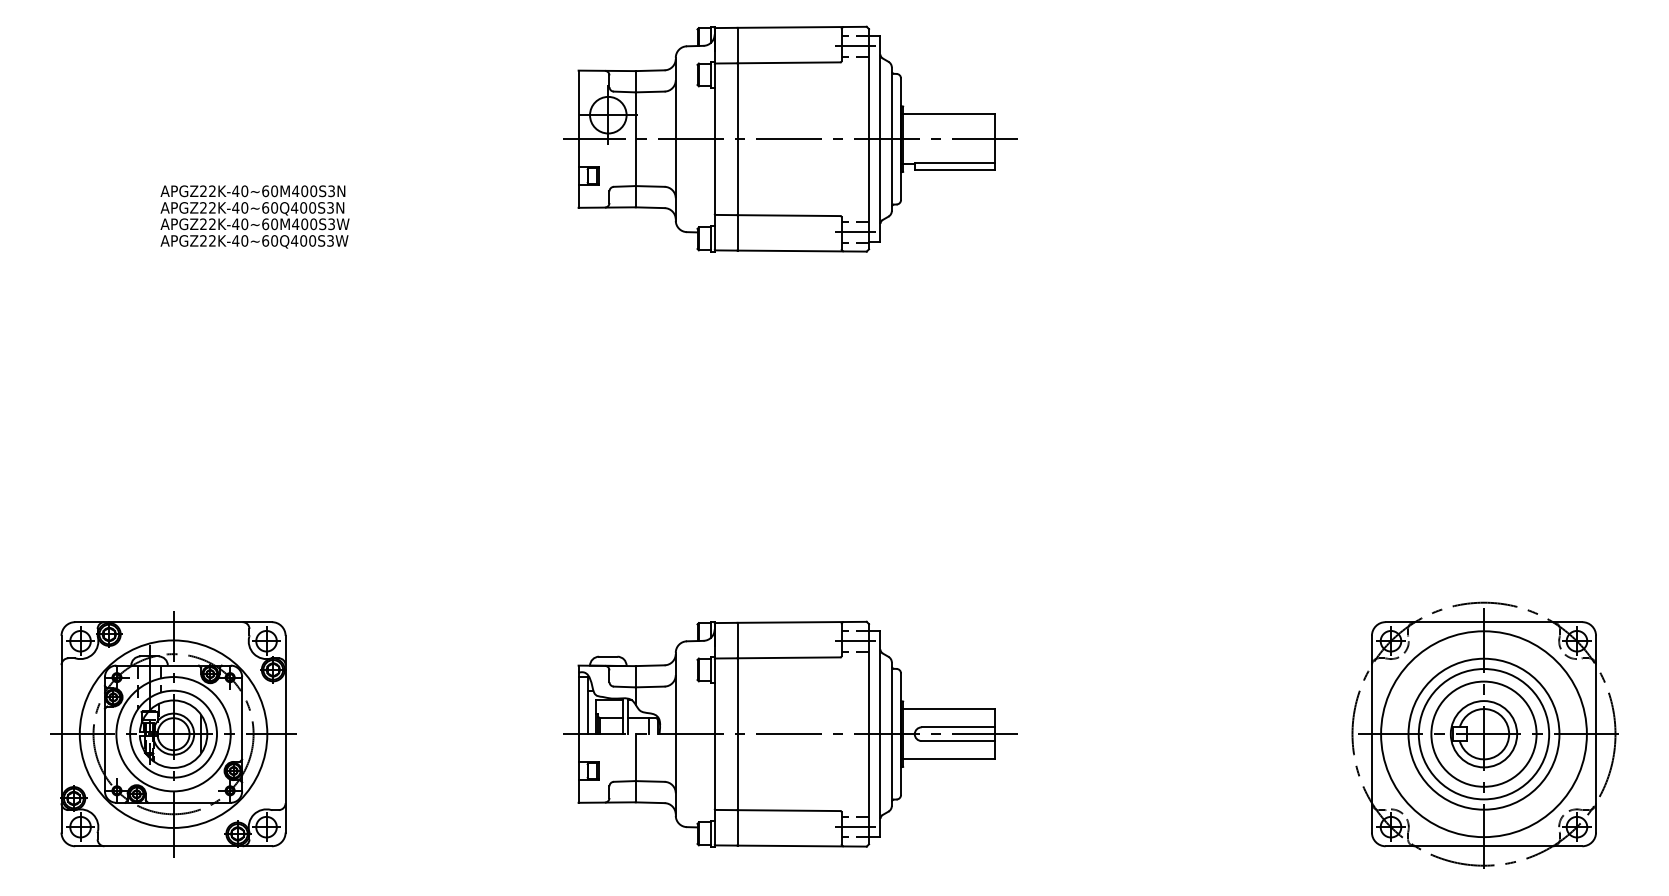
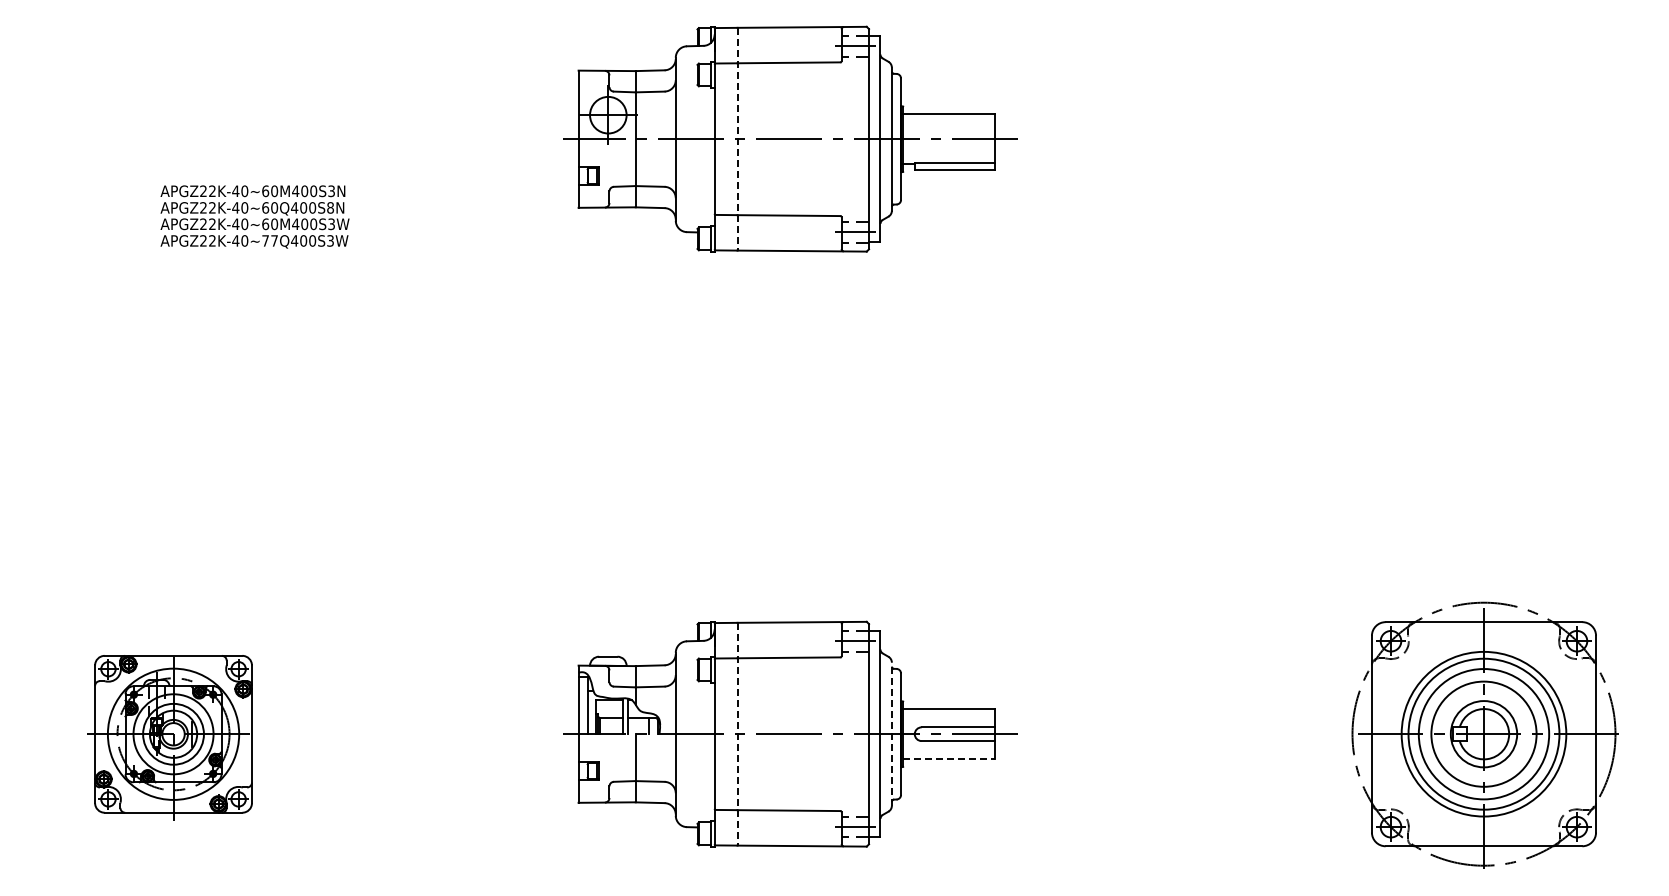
line: solid -> dashed (737, 139)
text: APGZ22K-40~60Q400S3N -> APGZ22K-40~60Q400S8N (330, 207)
text: APGZ22K-40~60Q400S3W -> APGZ22K-40~77Q400S3W (270, 240)
part size: 247x247 px -> 166x166 px (169, 737)
line: solid -> dashed (737, 734)
line: solid -> dashed (891, 734)
circle diameter: 206 px -> 165 px (1483, 733)
line: solid -> dashed (949, 759)
